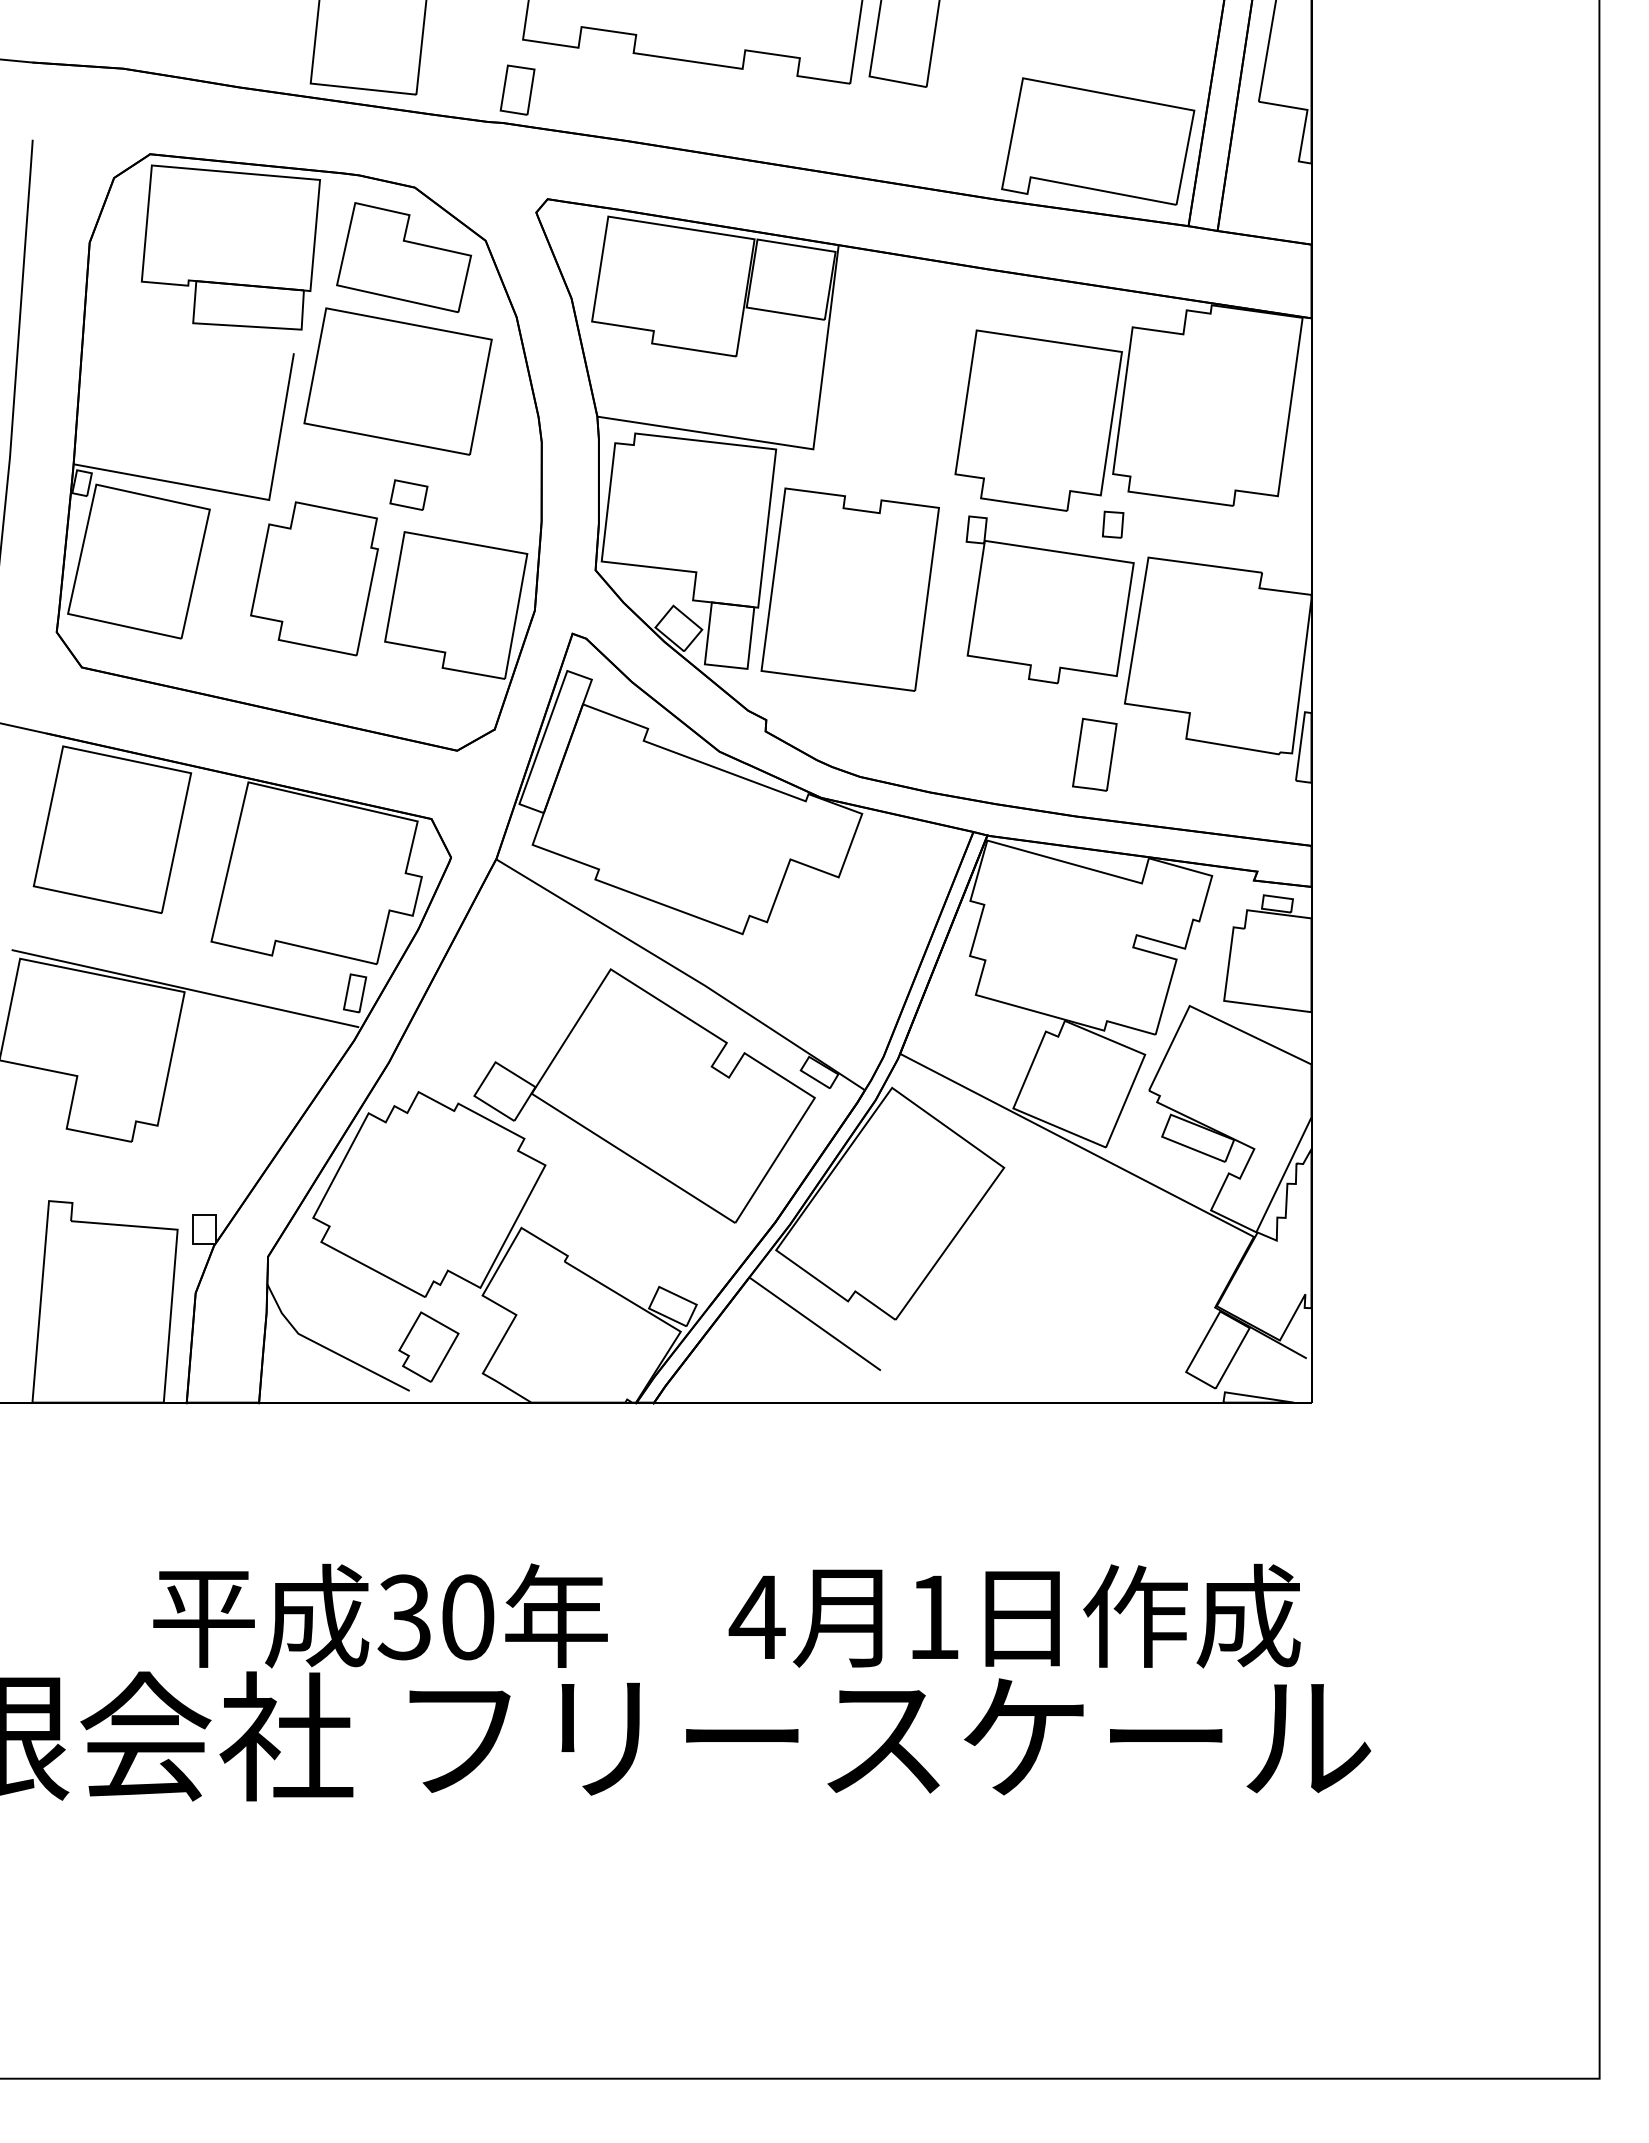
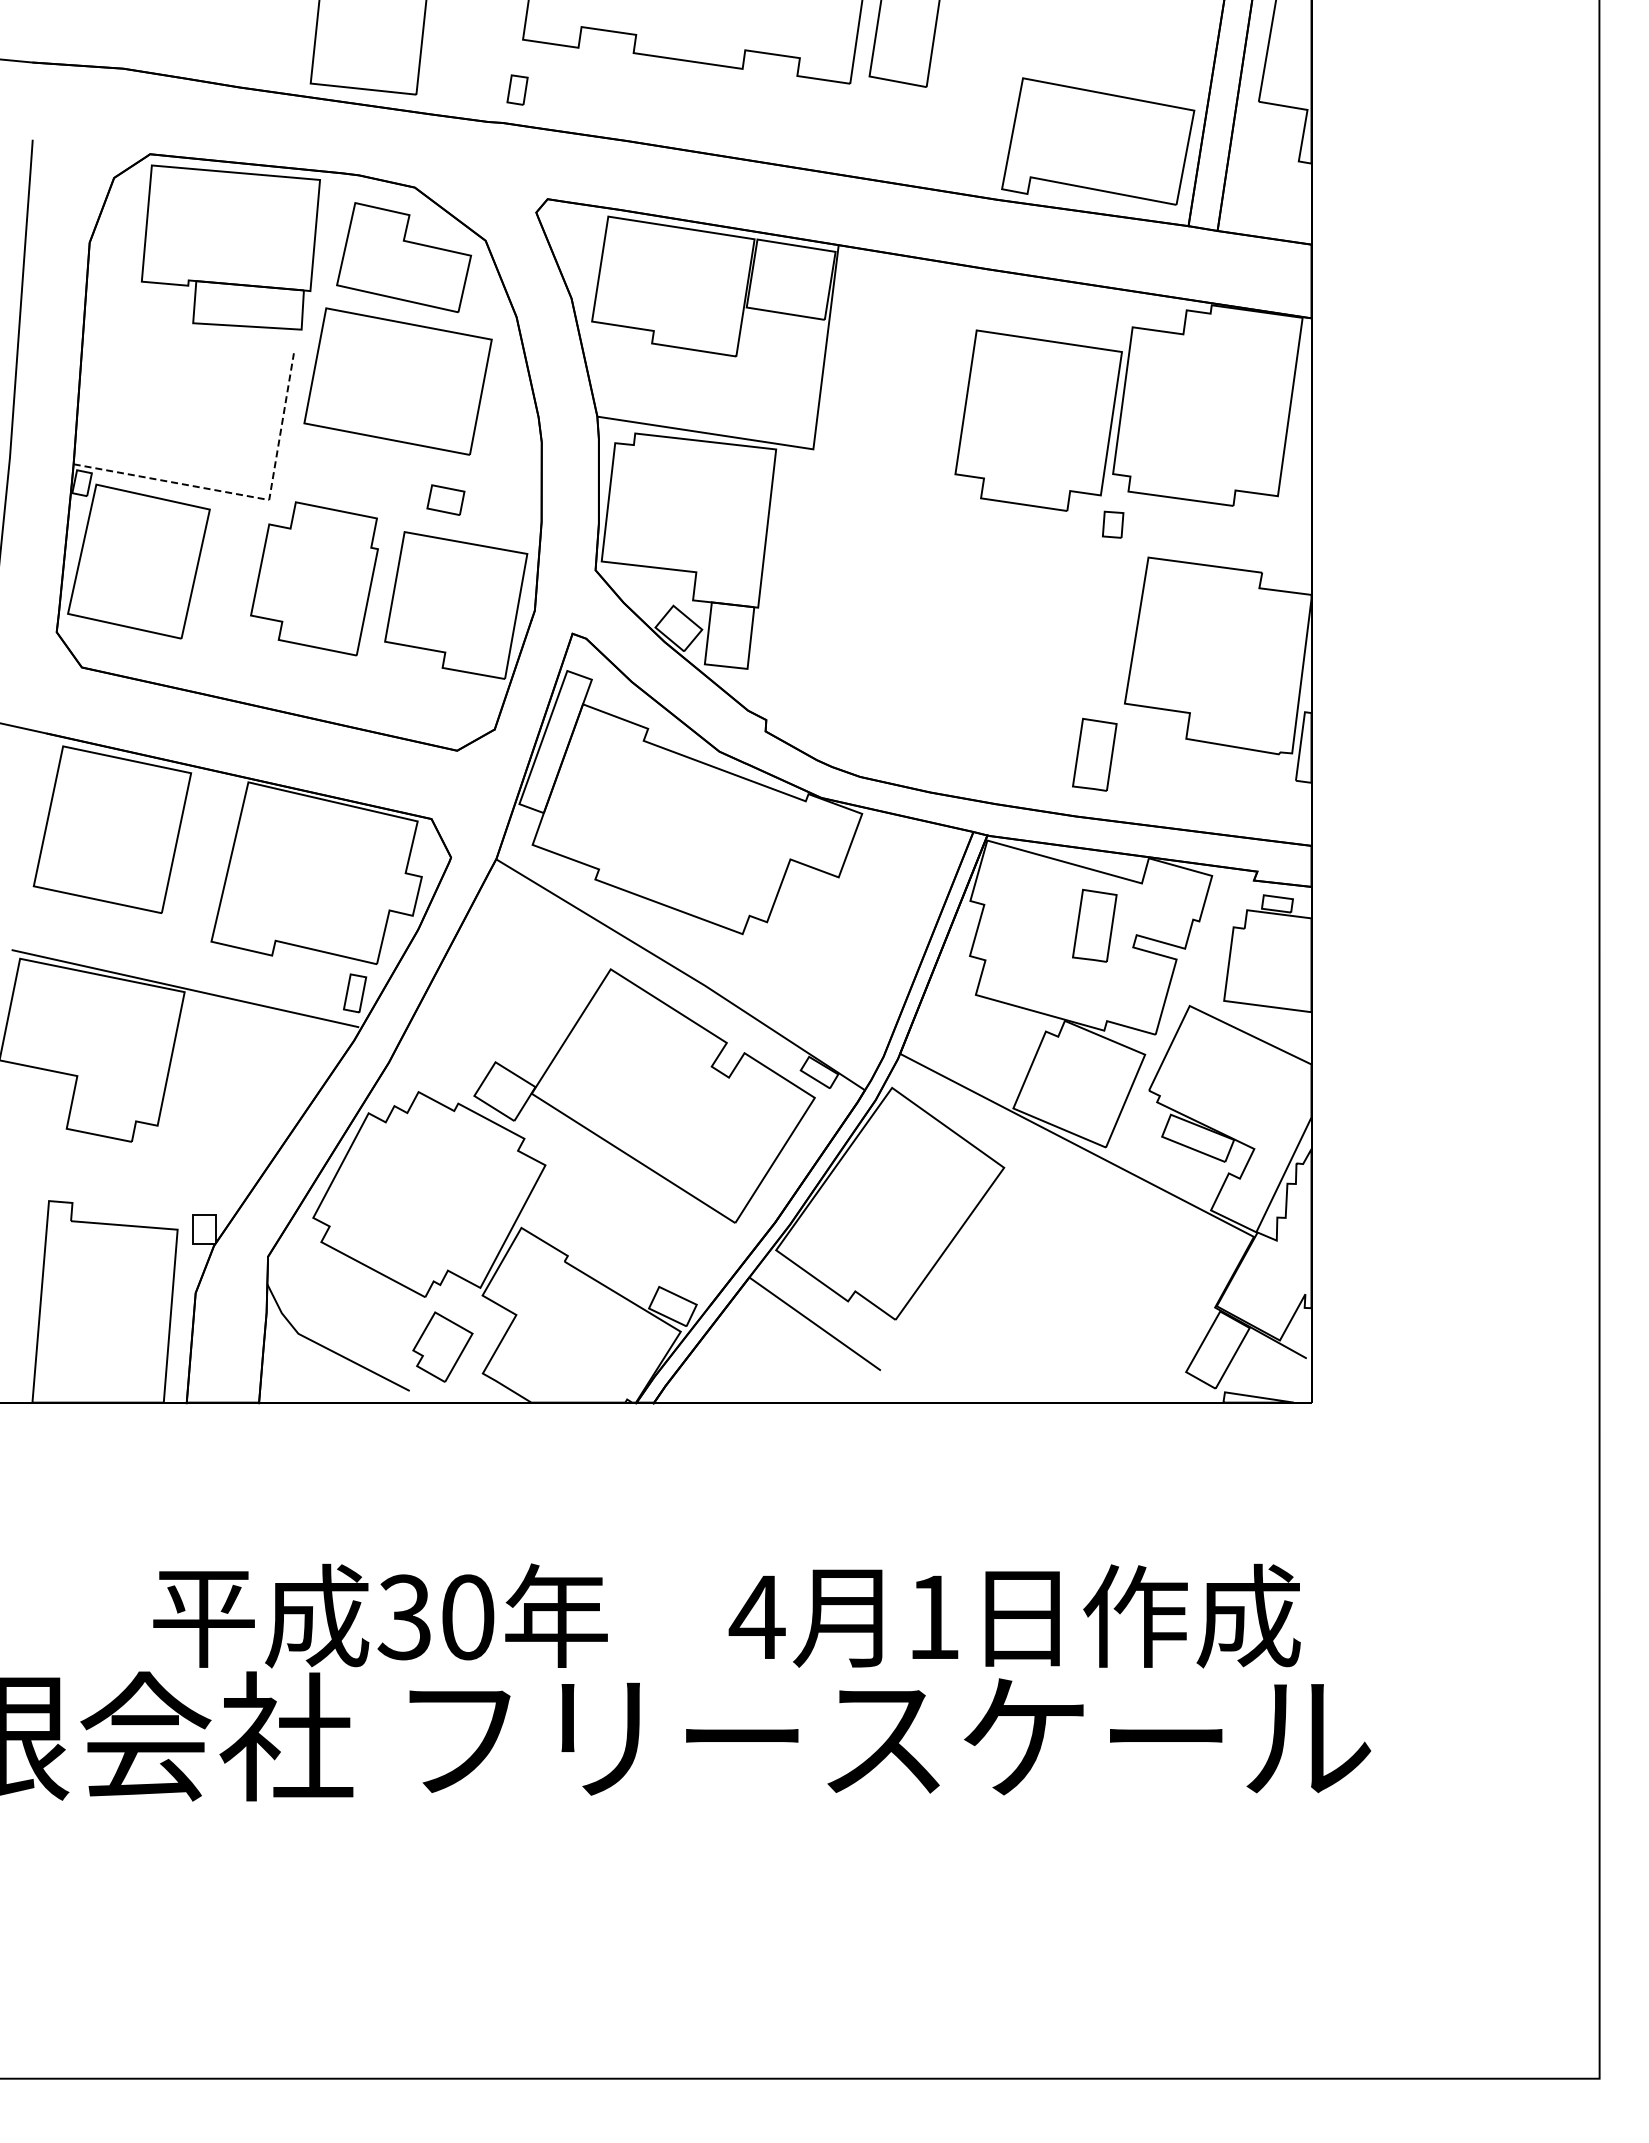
part size: 37x52 px -> 23x32 px (517, 89)
part position: (408, 494) -> (445, 499) (445, 499)
line: solid -> dashed (245, 495)
part: present -> none (849, 589)
part: present -> none (1049, 599)
part: none -> present (1094, 925)
part position: (428, 1346) -> (442, 1346) (442, 1346)
